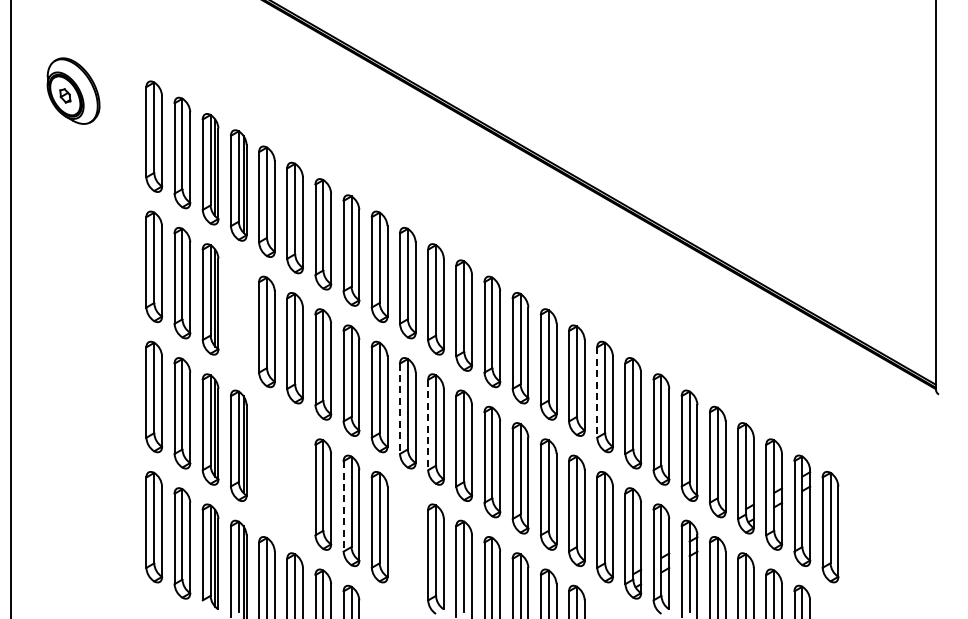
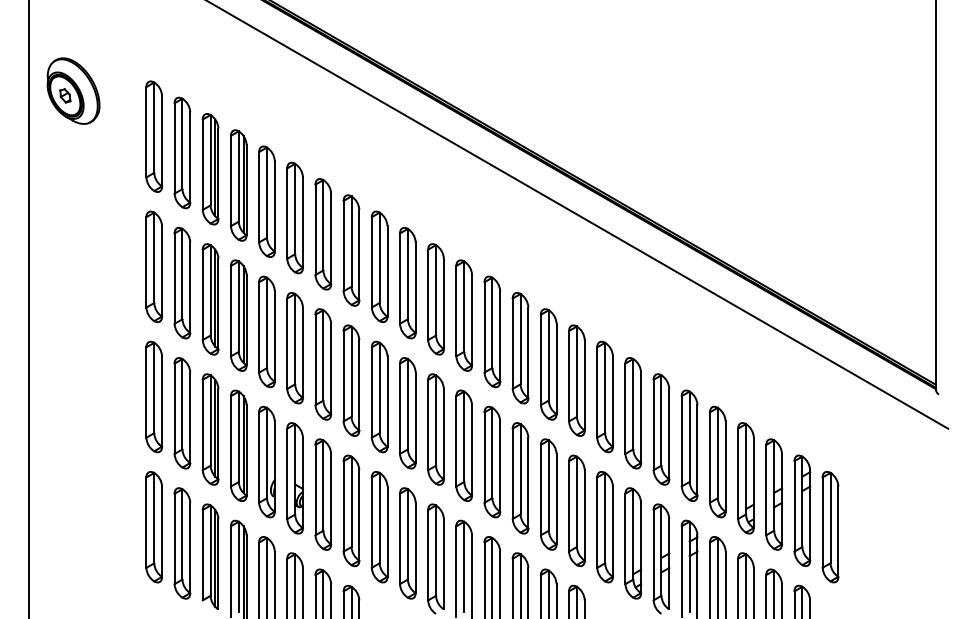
line: none -> present (578, 215)
line position: (11, 308) -> (29, 308) (29, 308)
part: none -> present (238, 315)
line: dashed -> solid (597, 392)
line: dashed -> solid (400, 409)
line: dashed -> solid (428, 425)
part: none -> present (266, 461)
part: none -> present (294, 478)
line: dashed -> solid (343, 506)
part: none -> present (407, 543)
